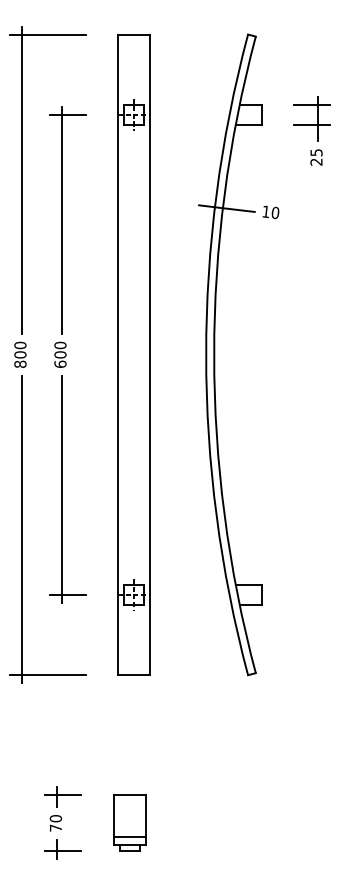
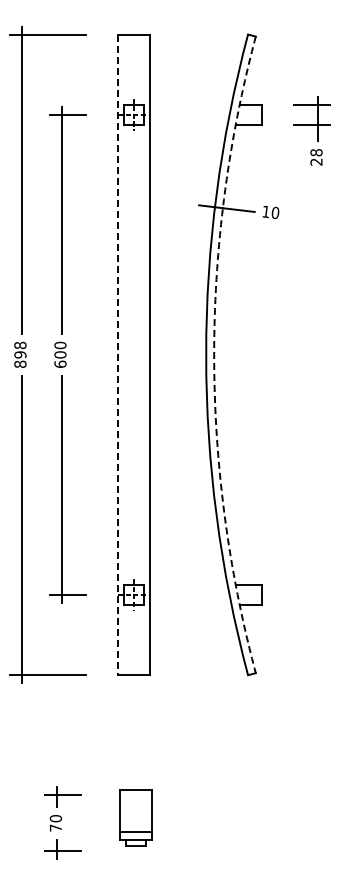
text: 25 -> 28 (316, 152)
text: 800 -> 898 (20, 349)
arc: solid -> dashed (214, 354)
line: solid -> dashed (118, 355)
part position: (129, 822) -> (135, 817) (135, 817)
